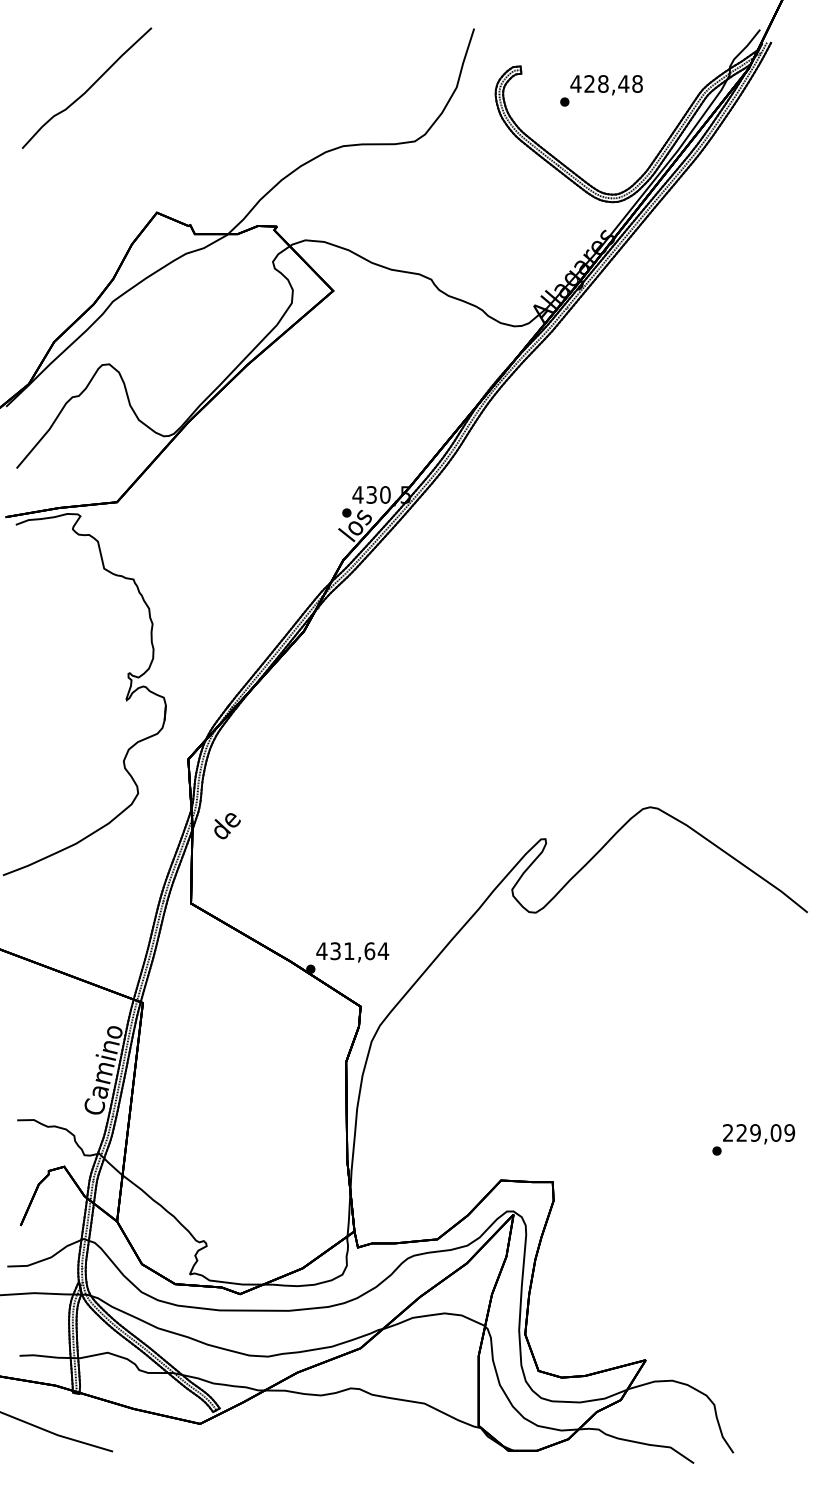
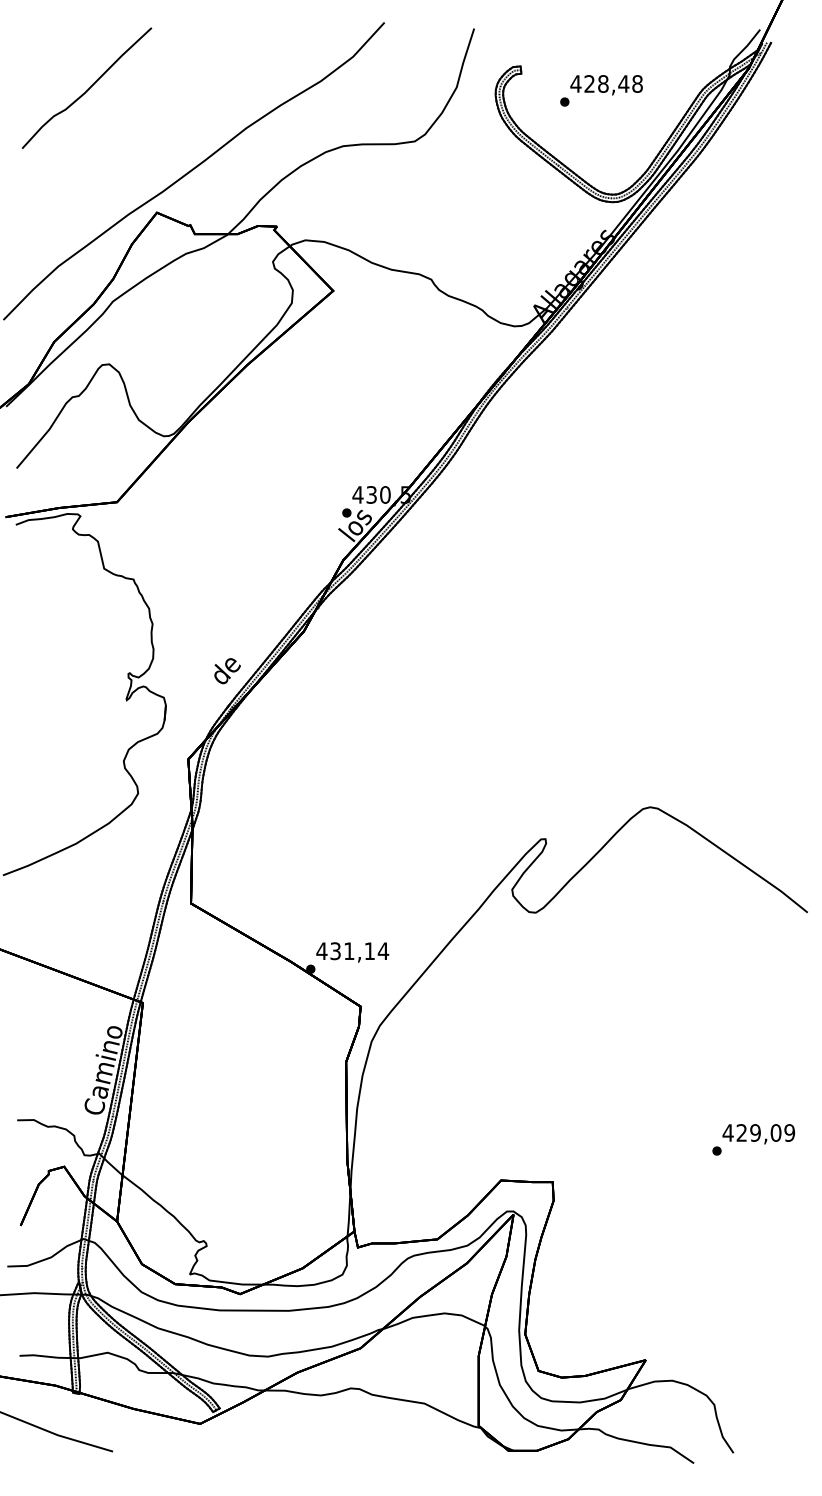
part: none -> present (193, 171)
text position: (227, 826) -> (227, 671) (227, 671)
text: 431,64 -> 431,14 (369, 951)
text: 229,09 -> 429,09 (727, 1132)
